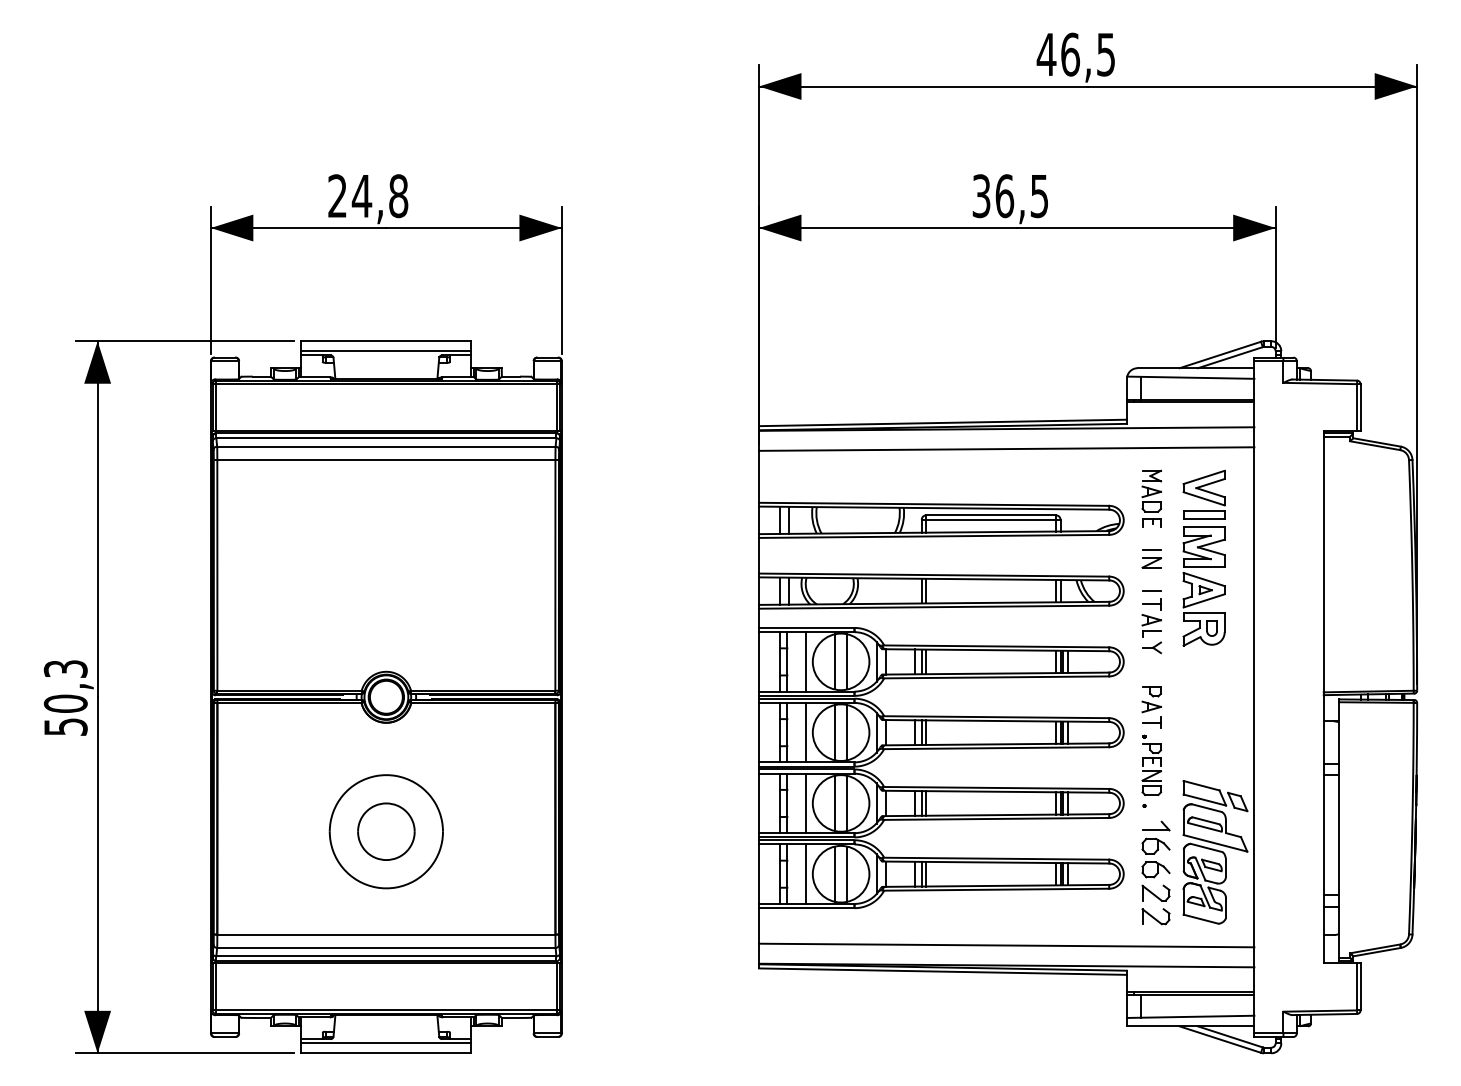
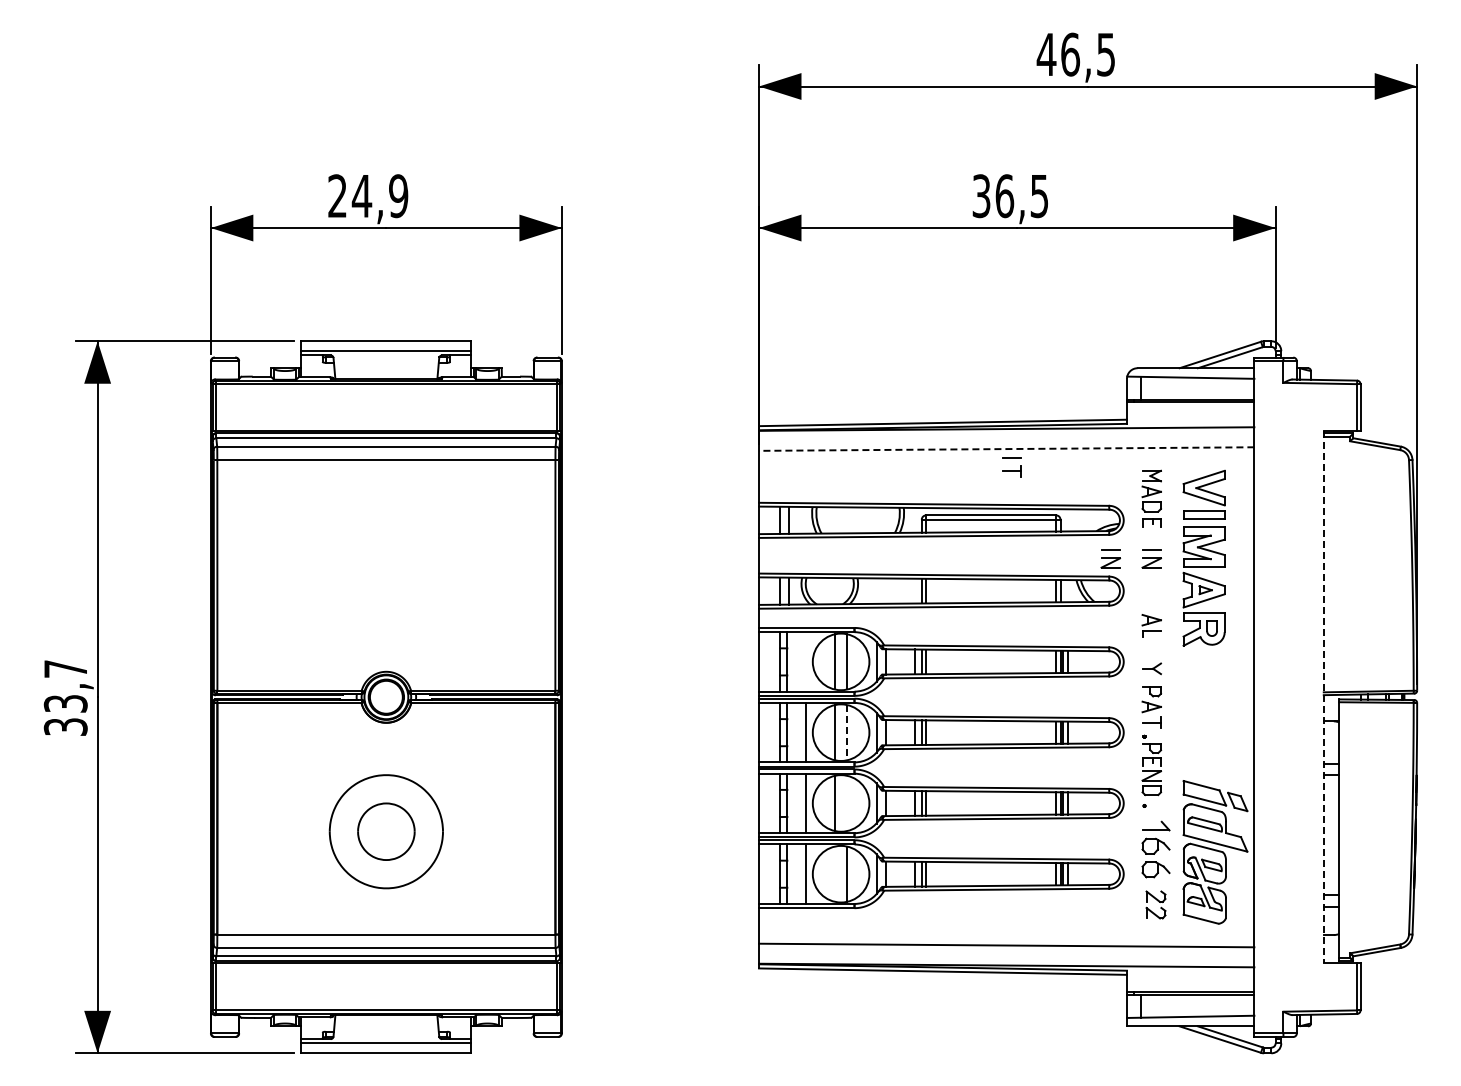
text: 24,8 -> 24,9 (398, 196)
line: solid -> dashed (1006, 449)
part: none -> present (1110, 558)
part position: (1151, 600) -> (1011, 467) (1011, 467)
part position: (1151, 647) -> (1151, 668) (1151, 668)
line: present -> none (805, 661)
text: 50,3 -> 33,7 (65, 697)
line: solid -> dashed (1323, 697)
line: solid -> dashed (847, 732)
line: present -> none (847, 803)
line: present -> none (834, 873)
part size: 30x42 px -> 22x30 px (1155, 904)
